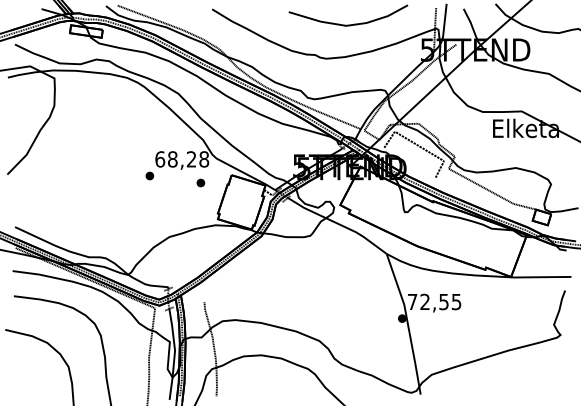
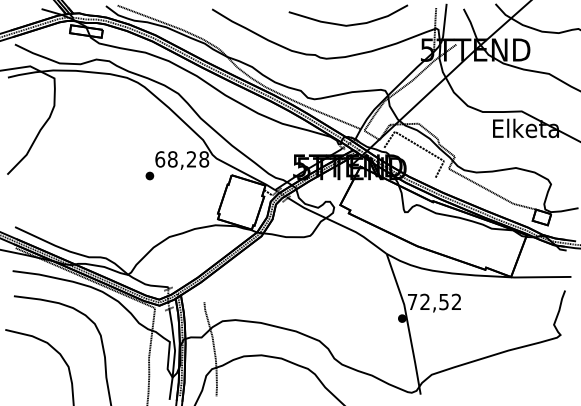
part: present -> none (200, 182)
text: 72,55 -> 72,52 (456, 301)
